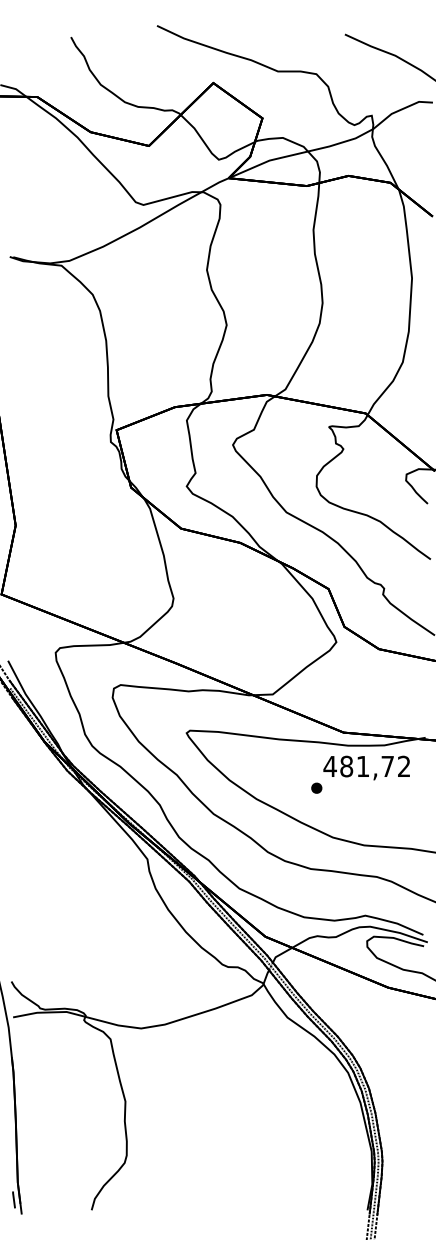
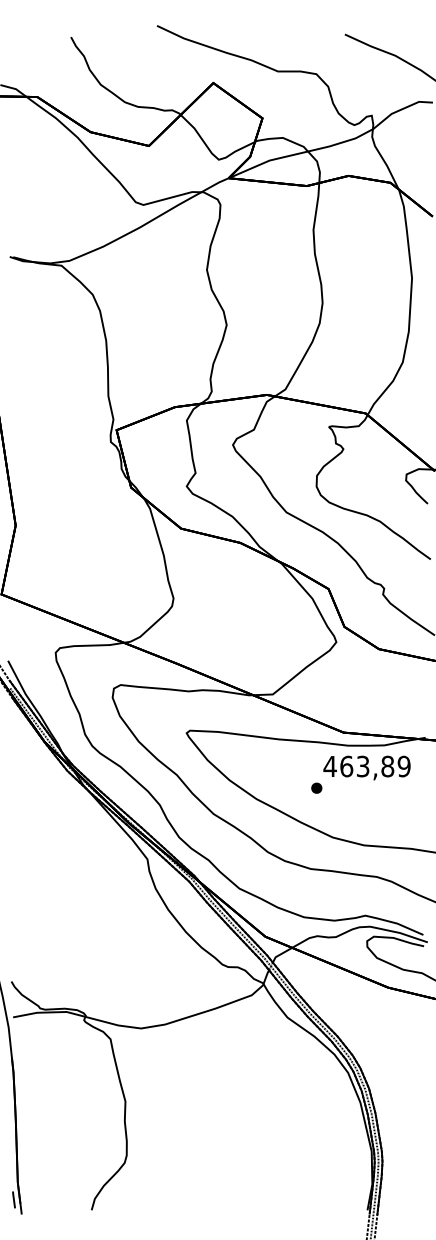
text: 481,72 -> 463,89 (375, 766)
